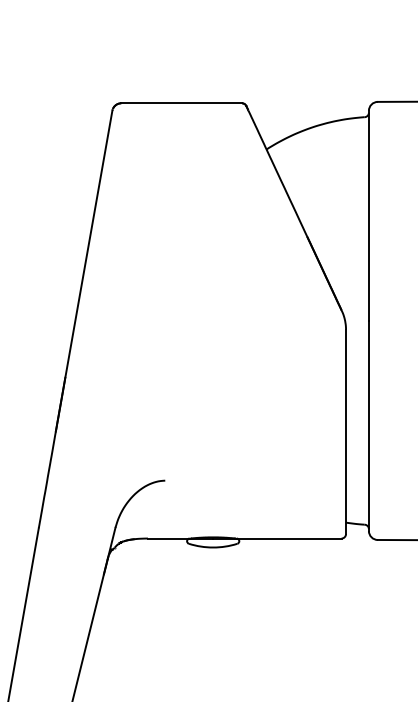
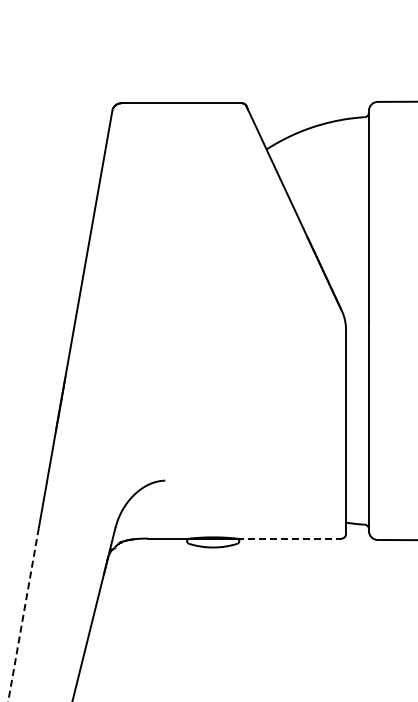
line: solid -> dashed (289, 538)
line: solid -> dashed (23, 614)
